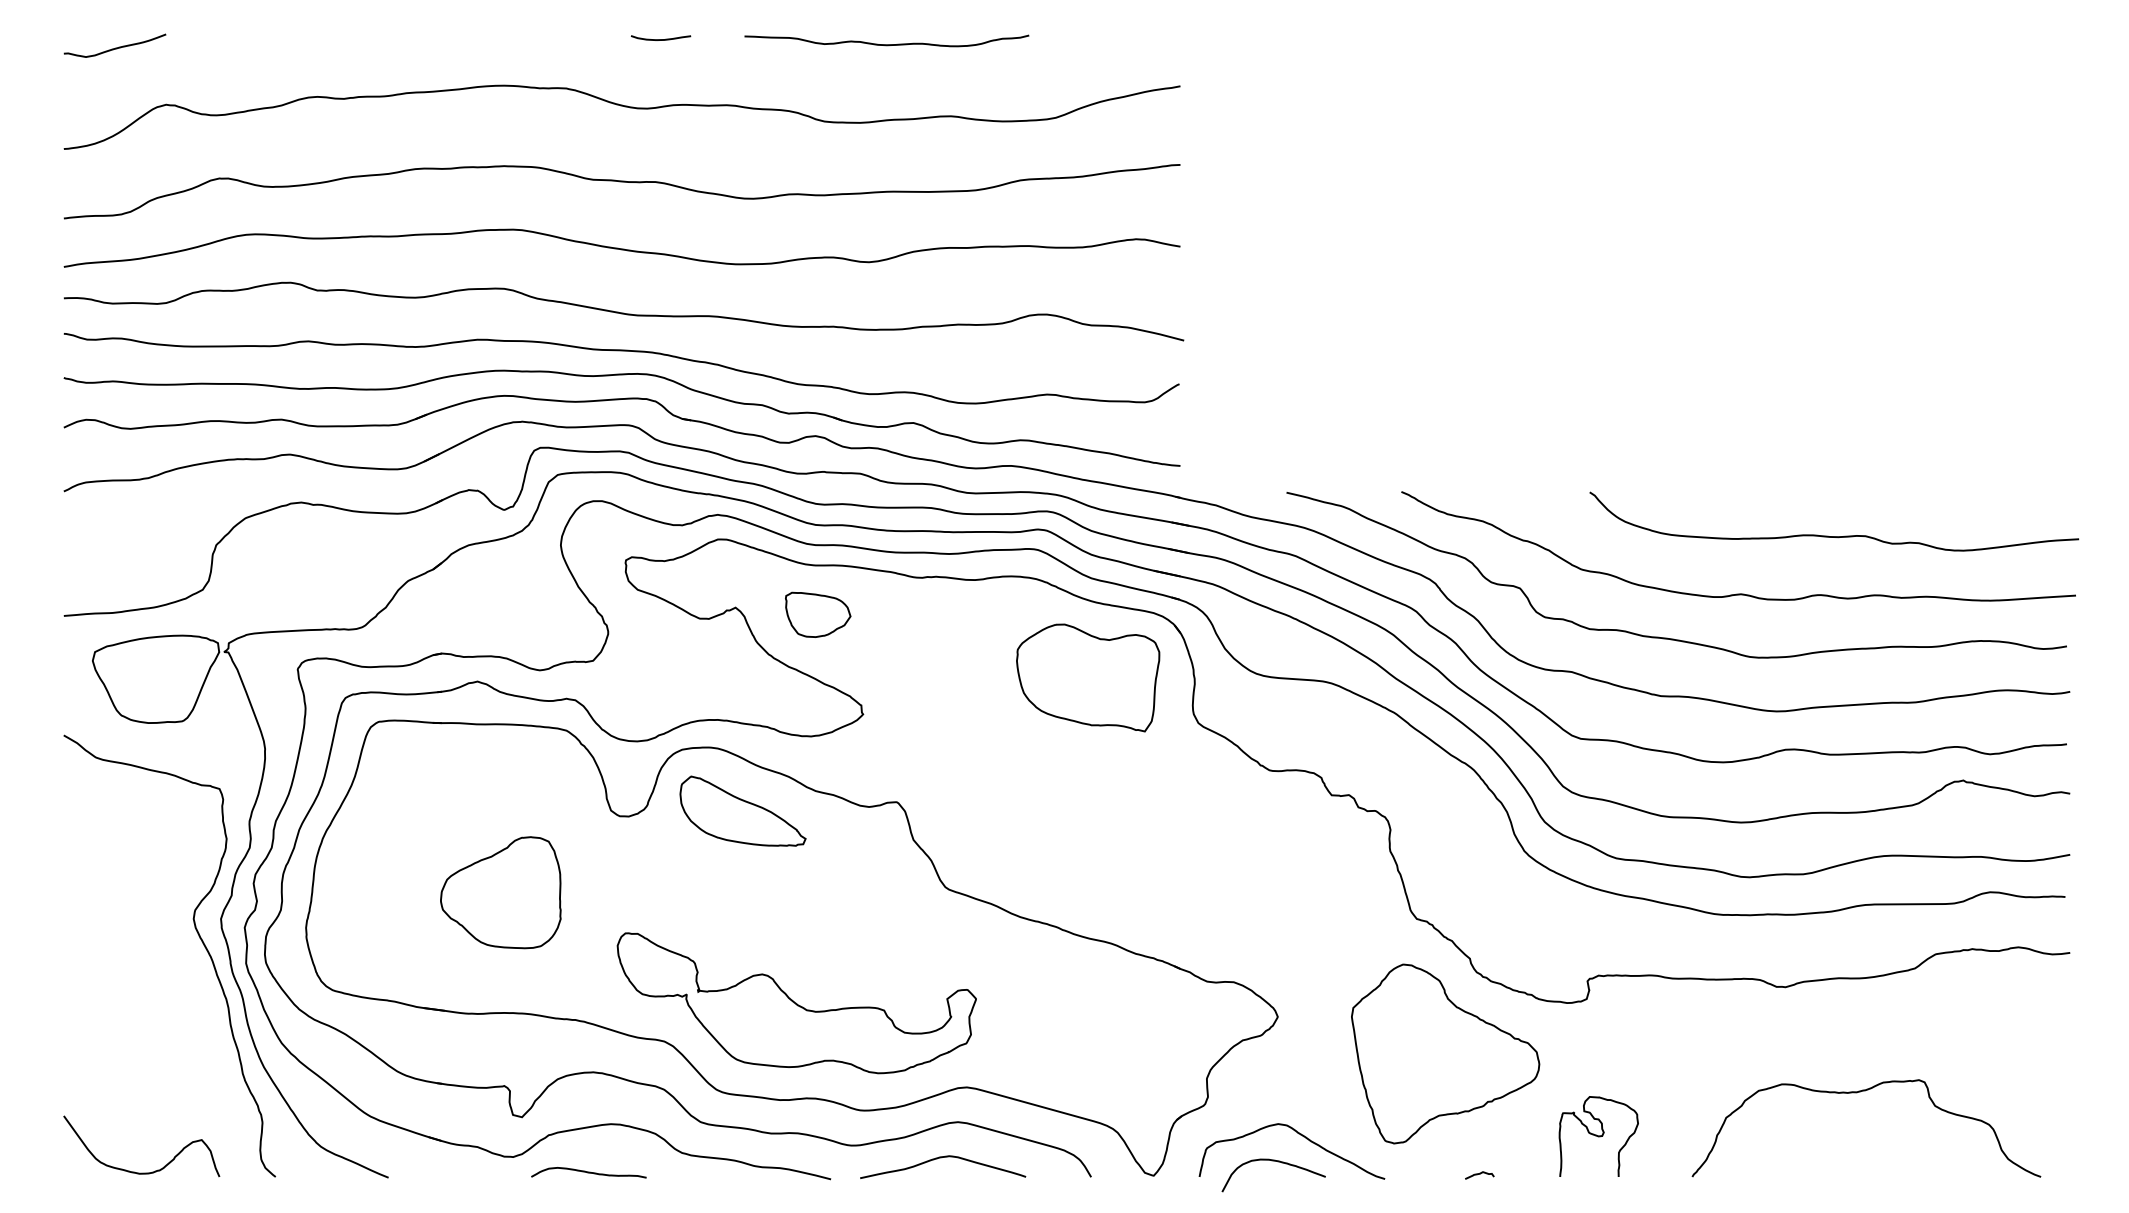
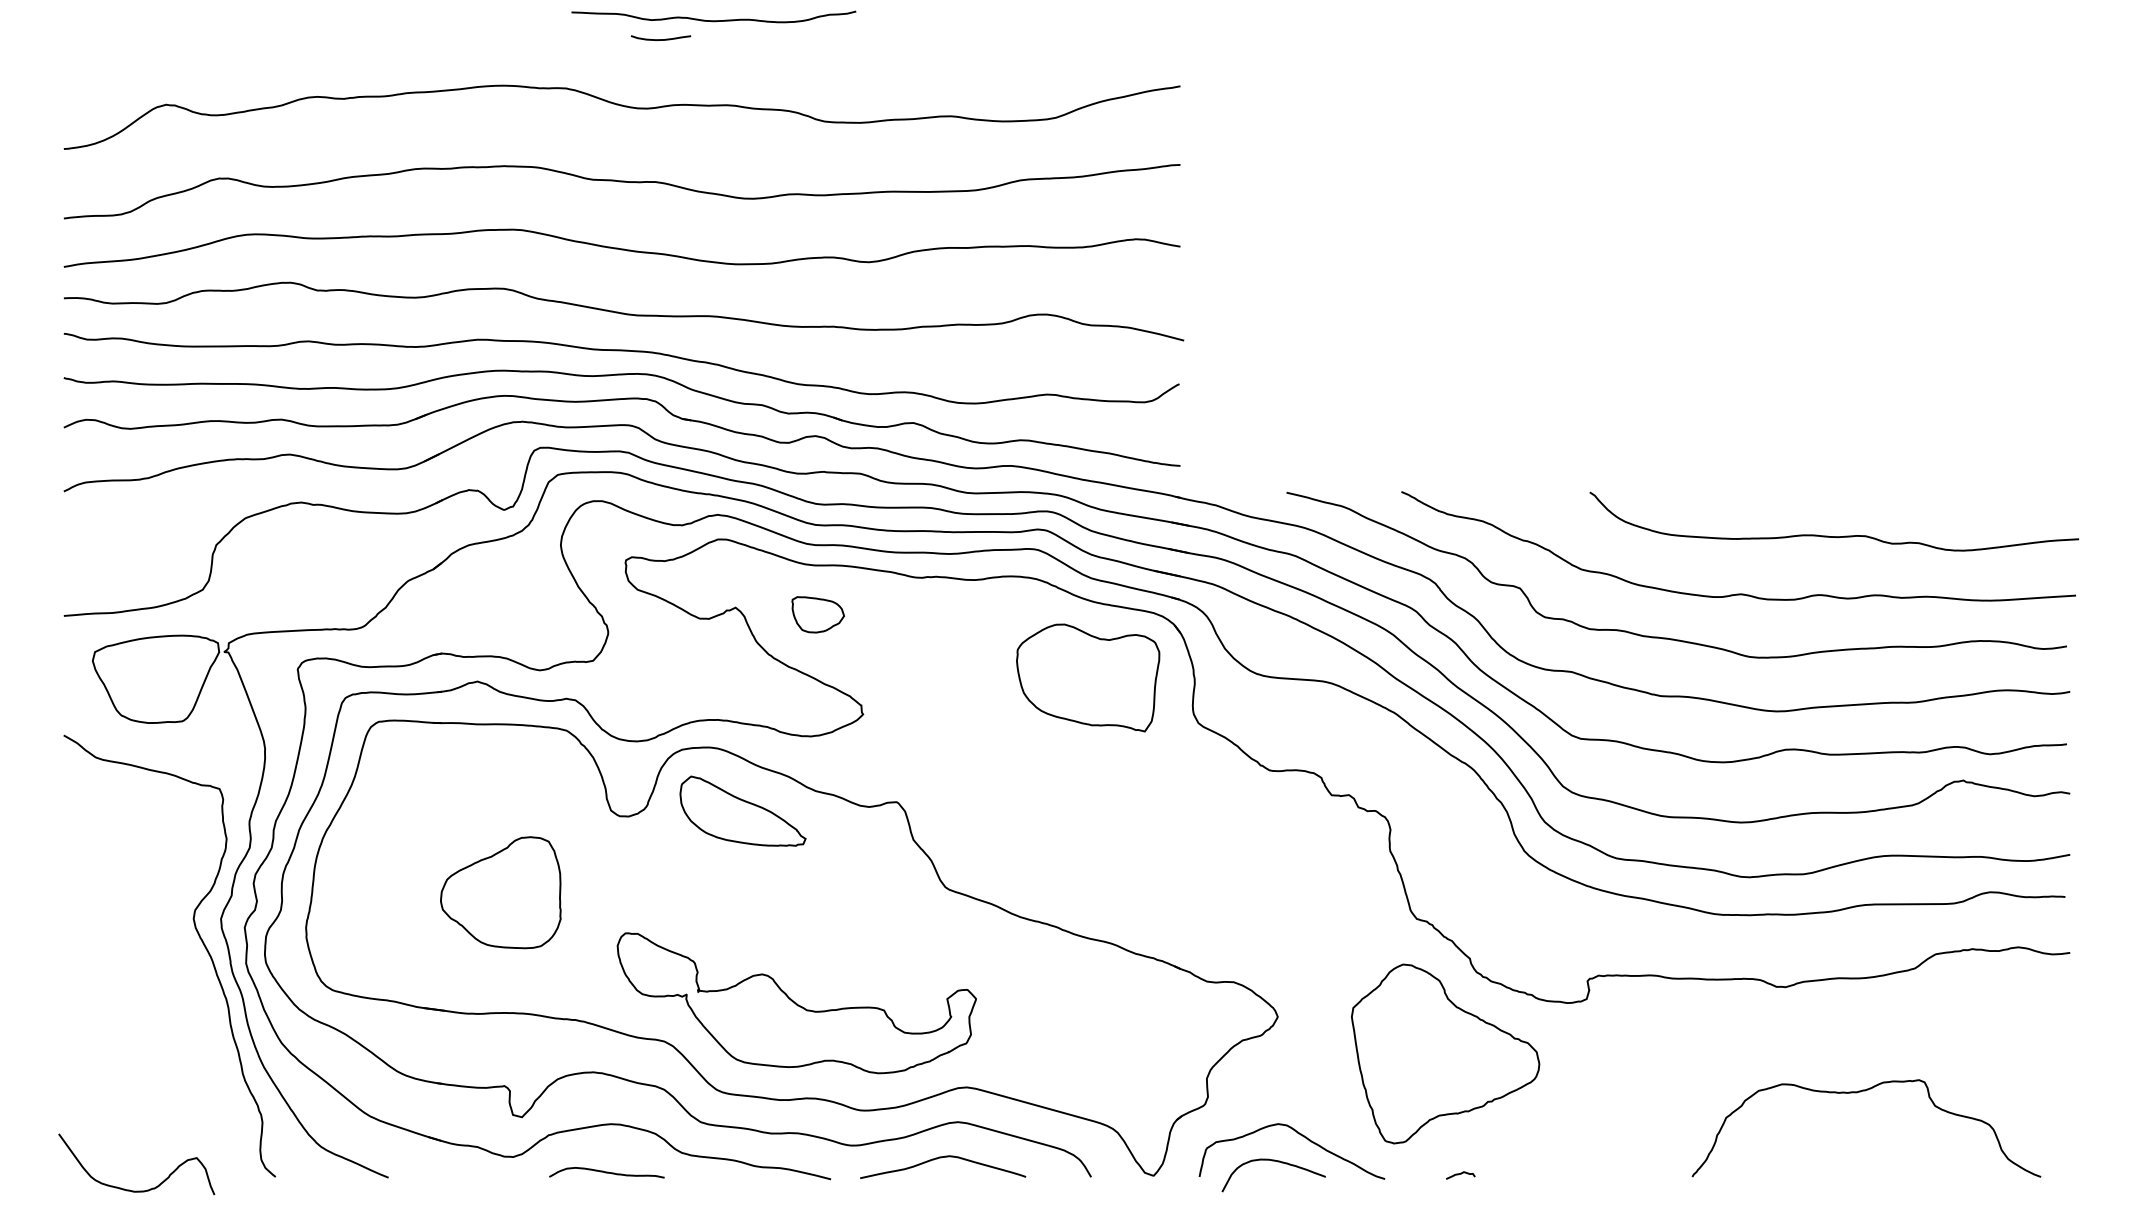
curve position: (886, 44) -> (713, 20) (713, 20)
curve: present -> none (115, 47)
part size: 67x47 px -> 54x38 px (817, 614)
curve: present -> none (1598, 1136)
curve position: (134, 1171) -> (129, 1189) (129, 1189)
curve position: (588, 1172) -> (606, 1172) (606, 1172)
curve position: (1479, 1174) -> (1460, 1174) (1460, 1174)
